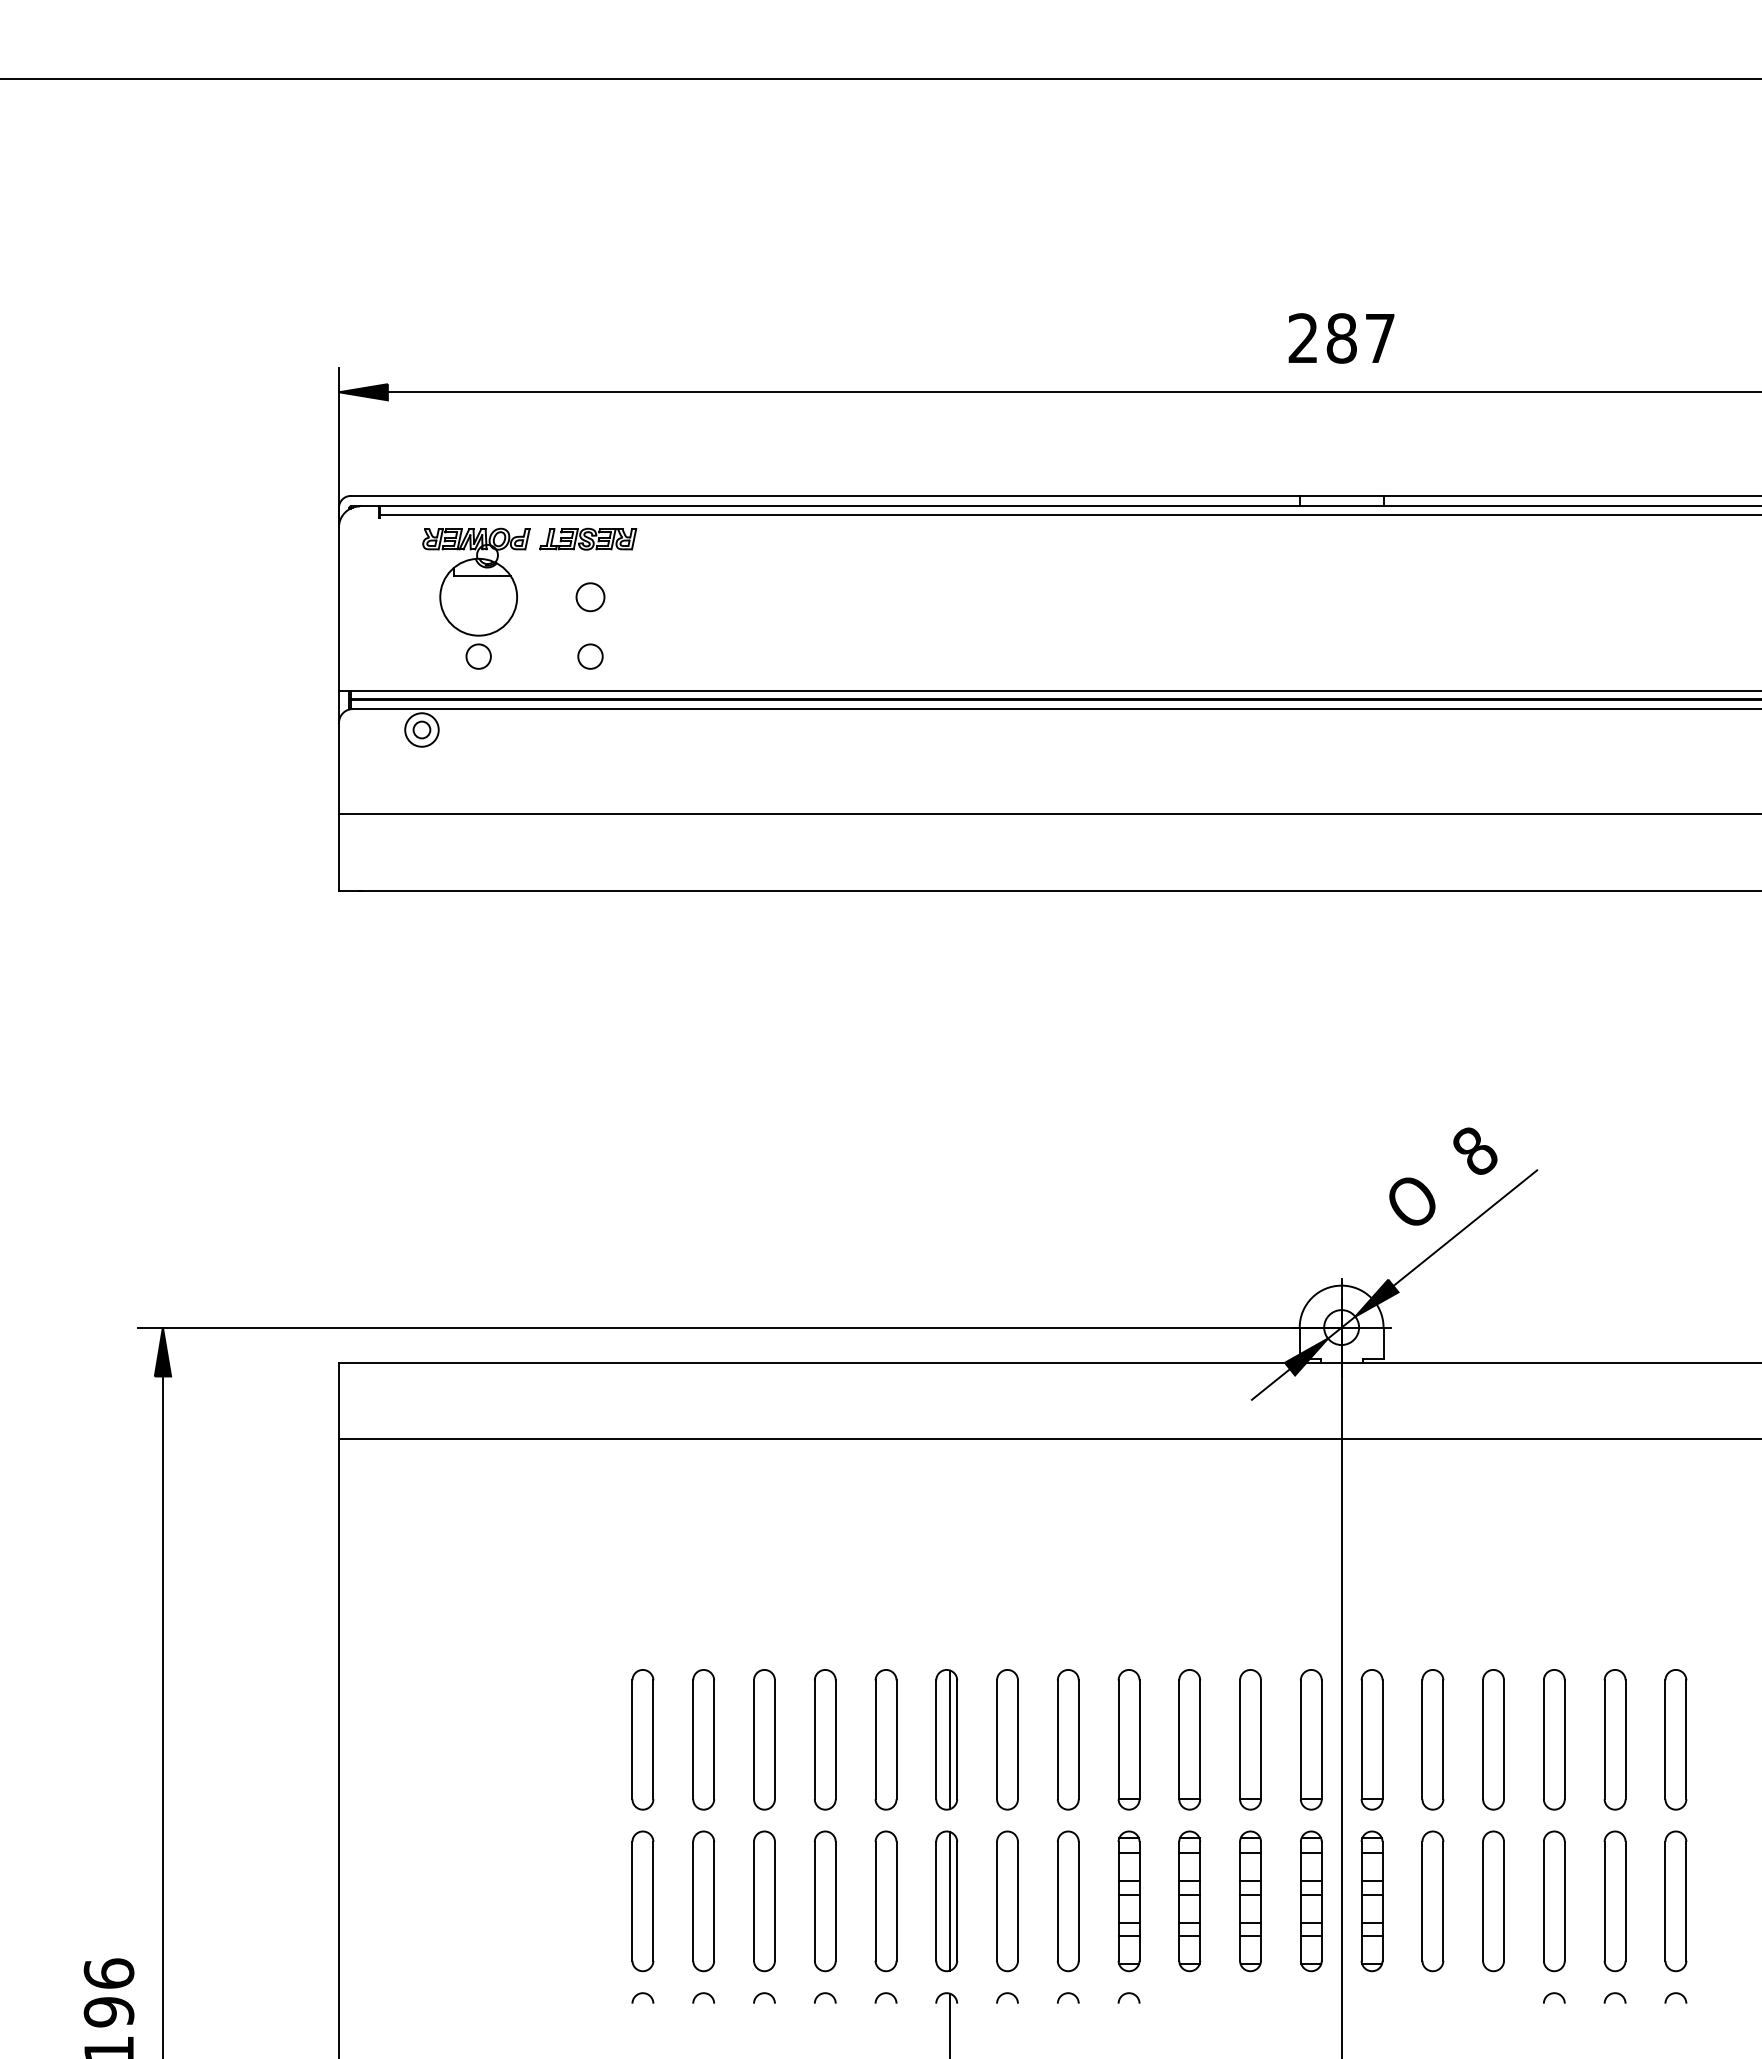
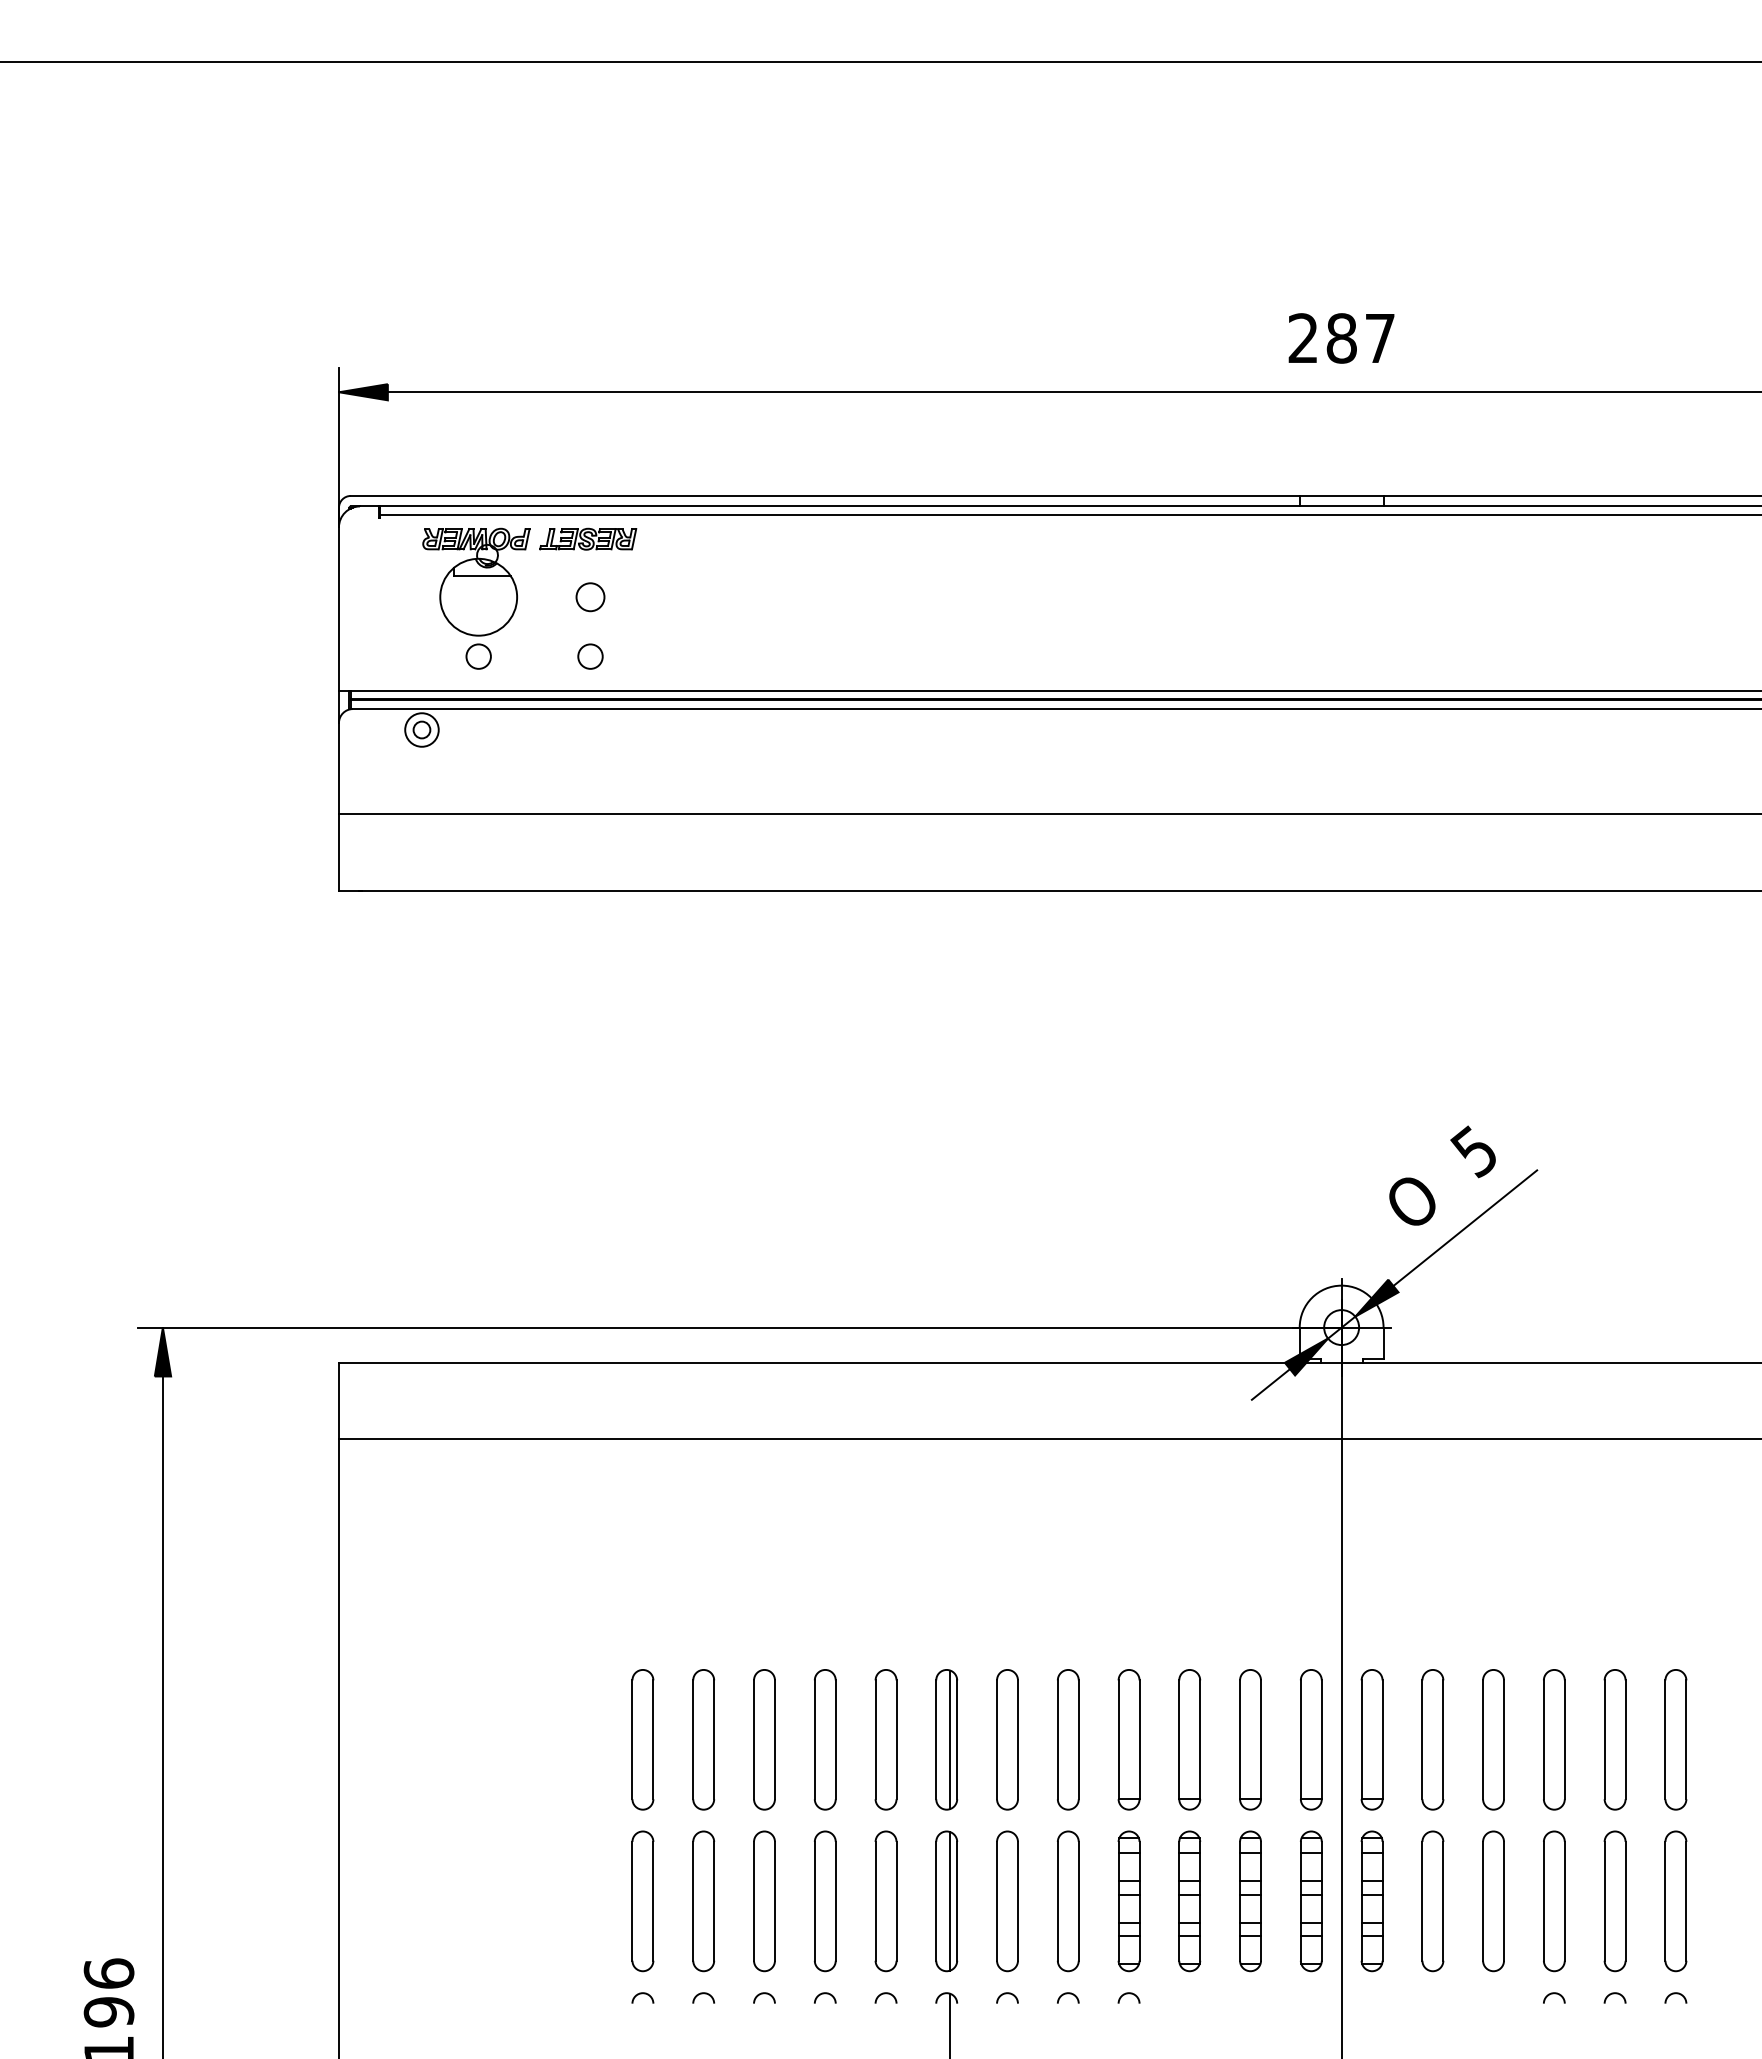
line position: (880, 78) -> (880, 61) (880, 61)
text: 8 -> 5 (1473, 1151)
